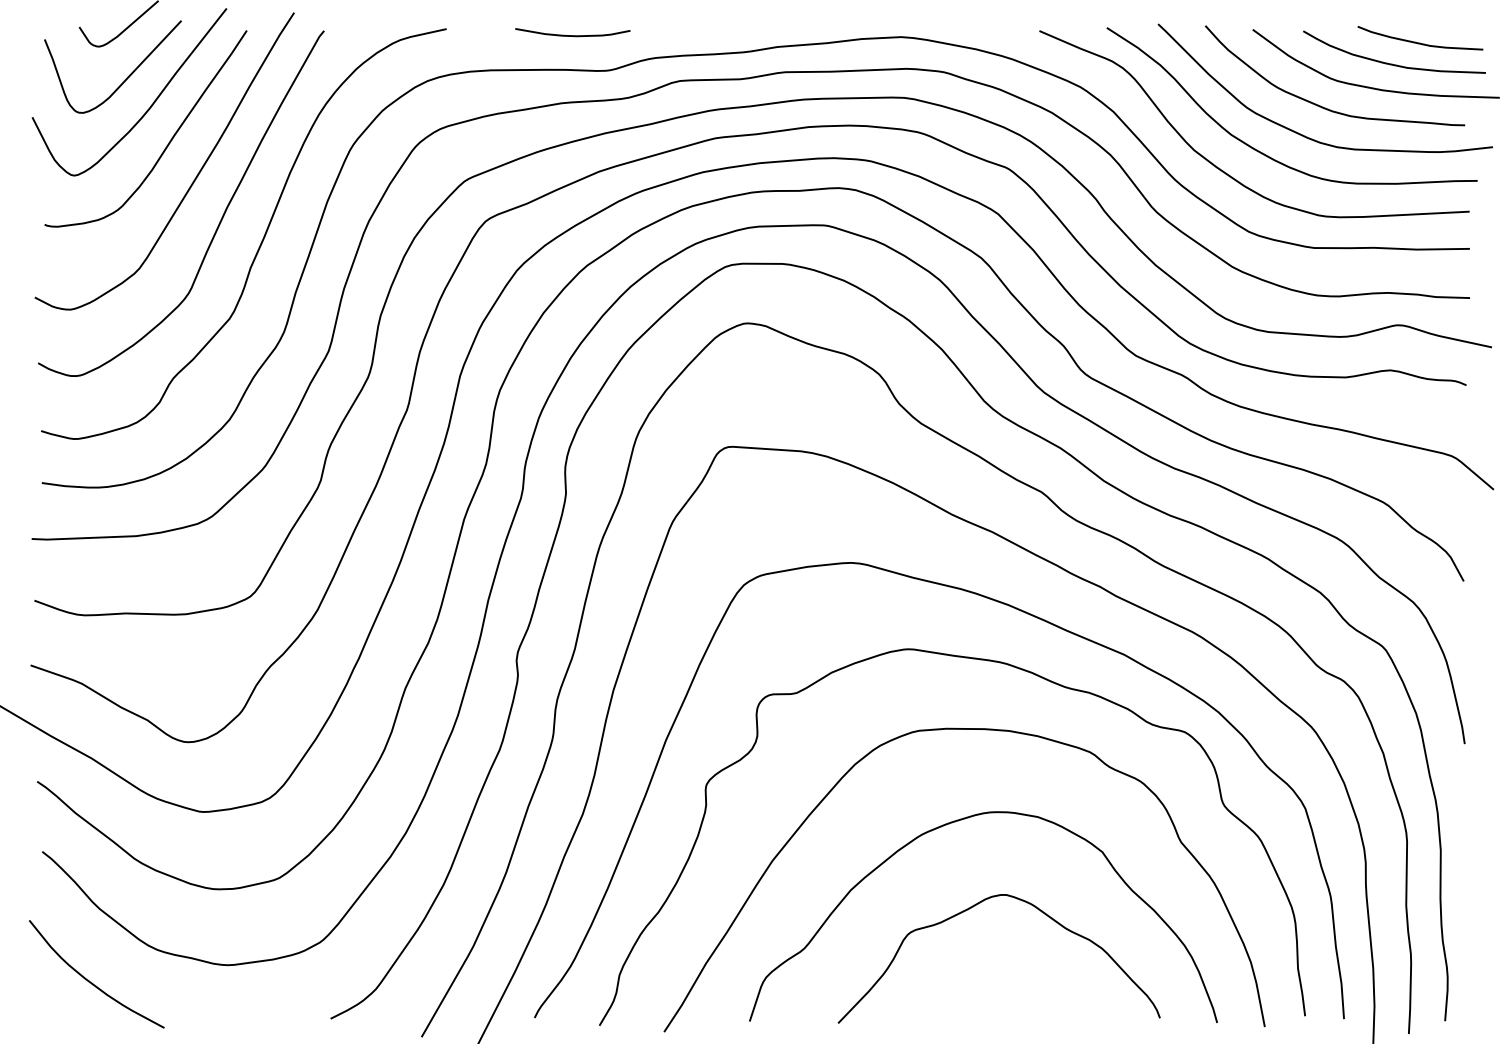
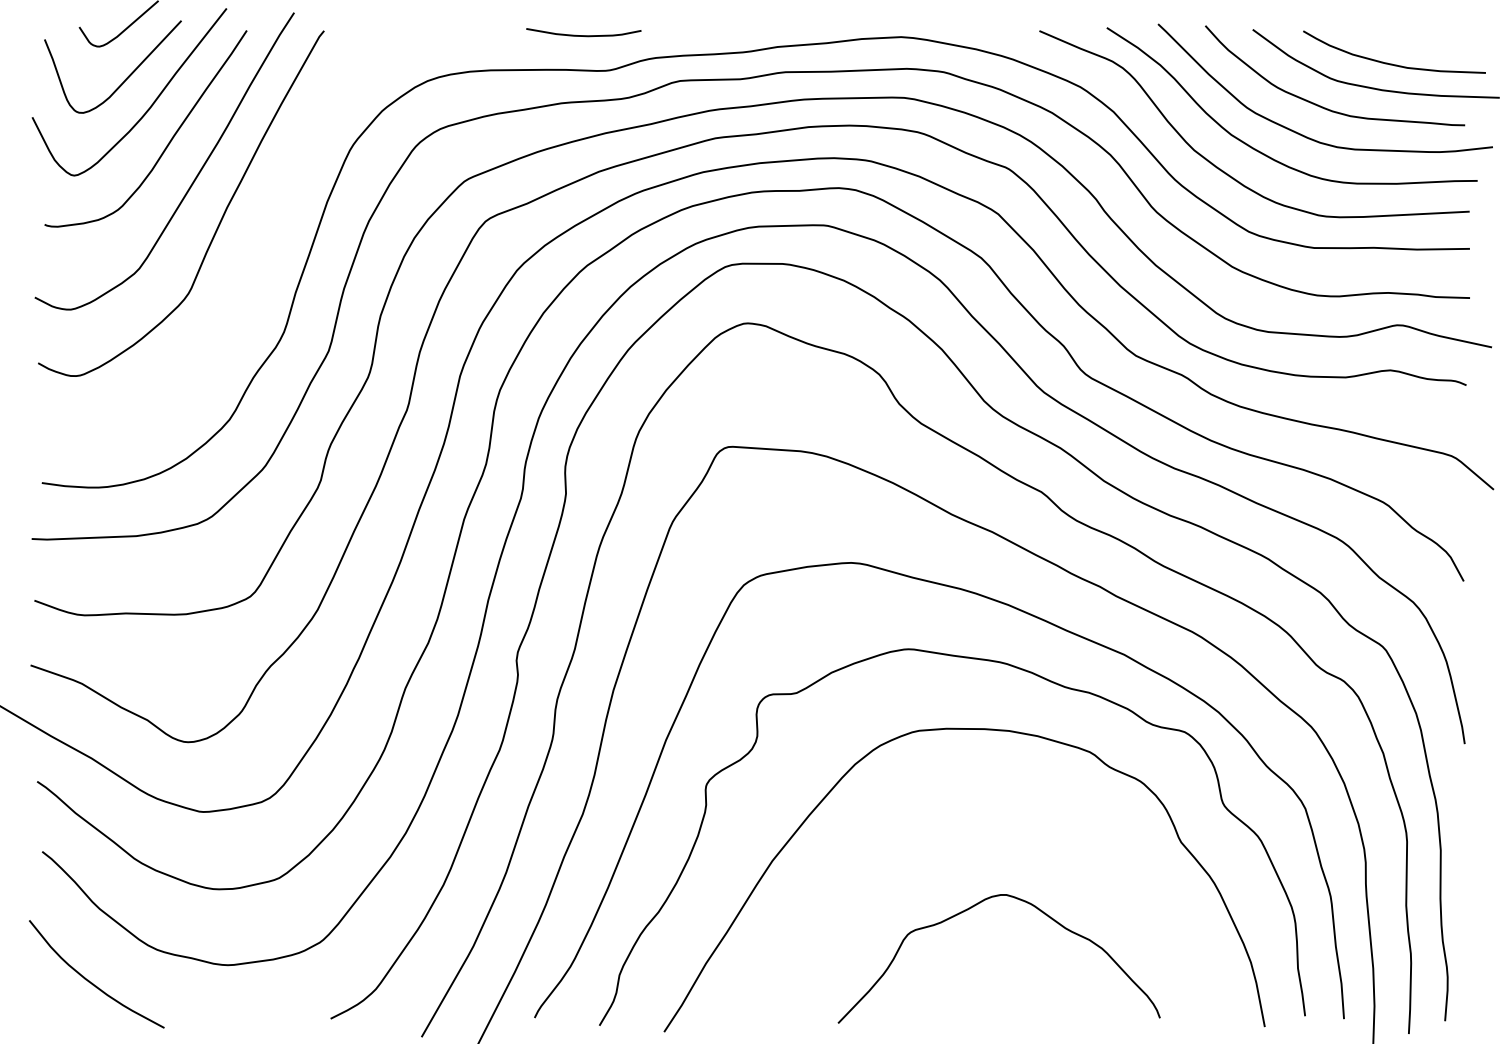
curve position: (572, 35) -> (583, 35) (583, 35)
curve: present -> none (1420, 42)
curve: present -> none (261, 240)
curve: present -> none (952, 823)
